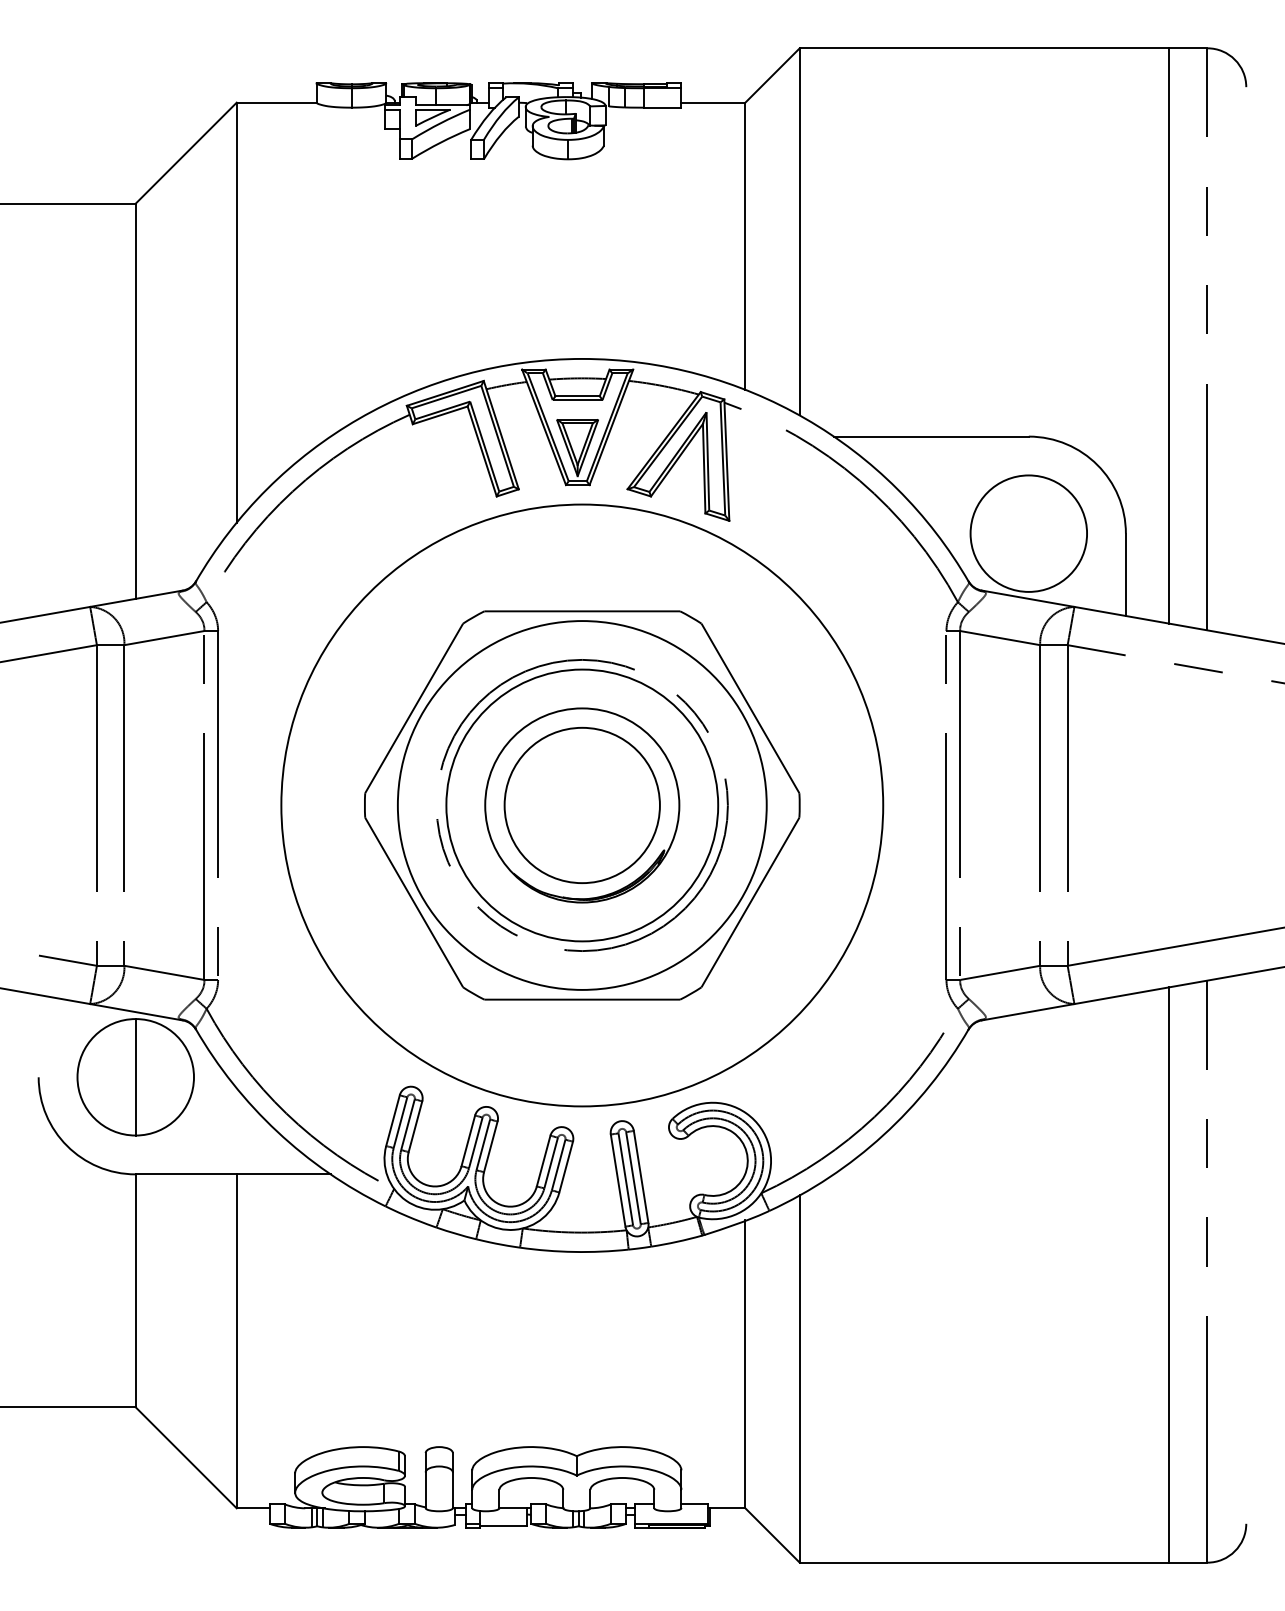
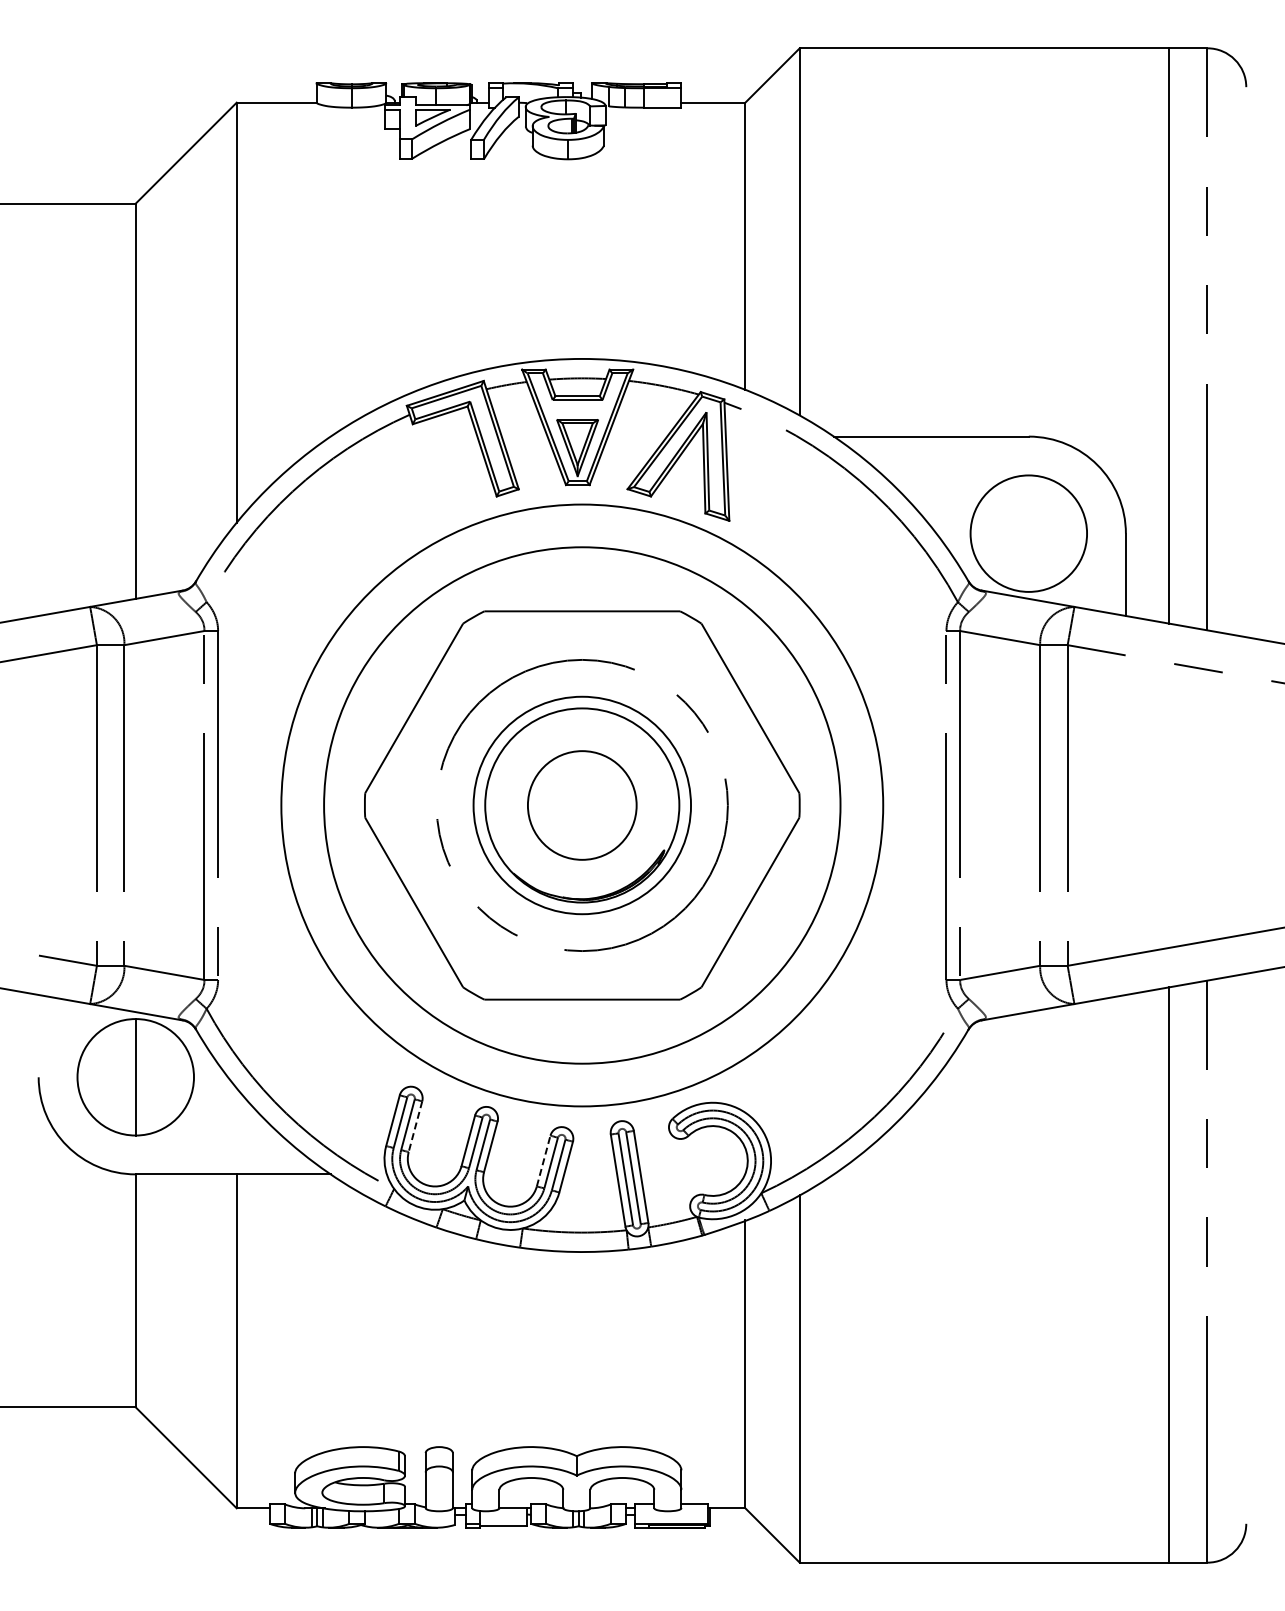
circle diameter: 155 px -> 109 px (581, 805)
circle diameter: 369 px -> 516 px (582, 805)
circle diameter: 272 px -> 217 px (582, 805)
line: solid -> dashed (415, 1127)
line: solid -> dashed (543, 1160)
